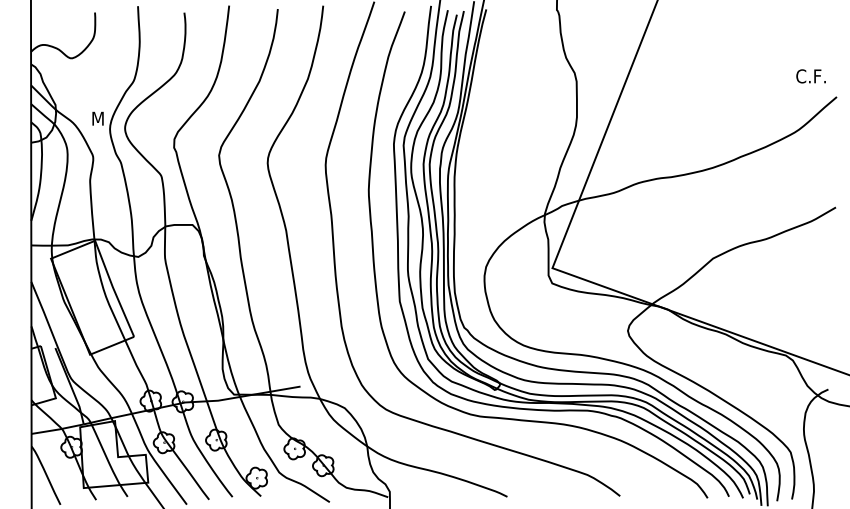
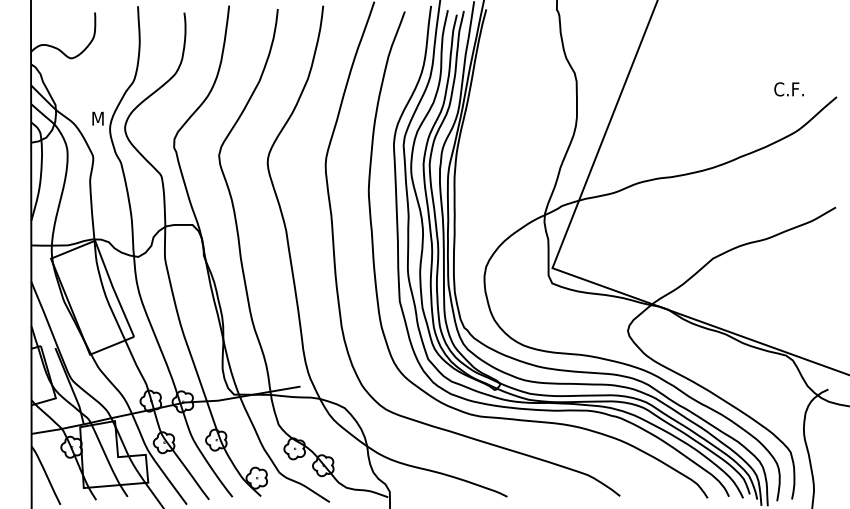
text position: (810, 76) -> (788, 89) (788, 89)
